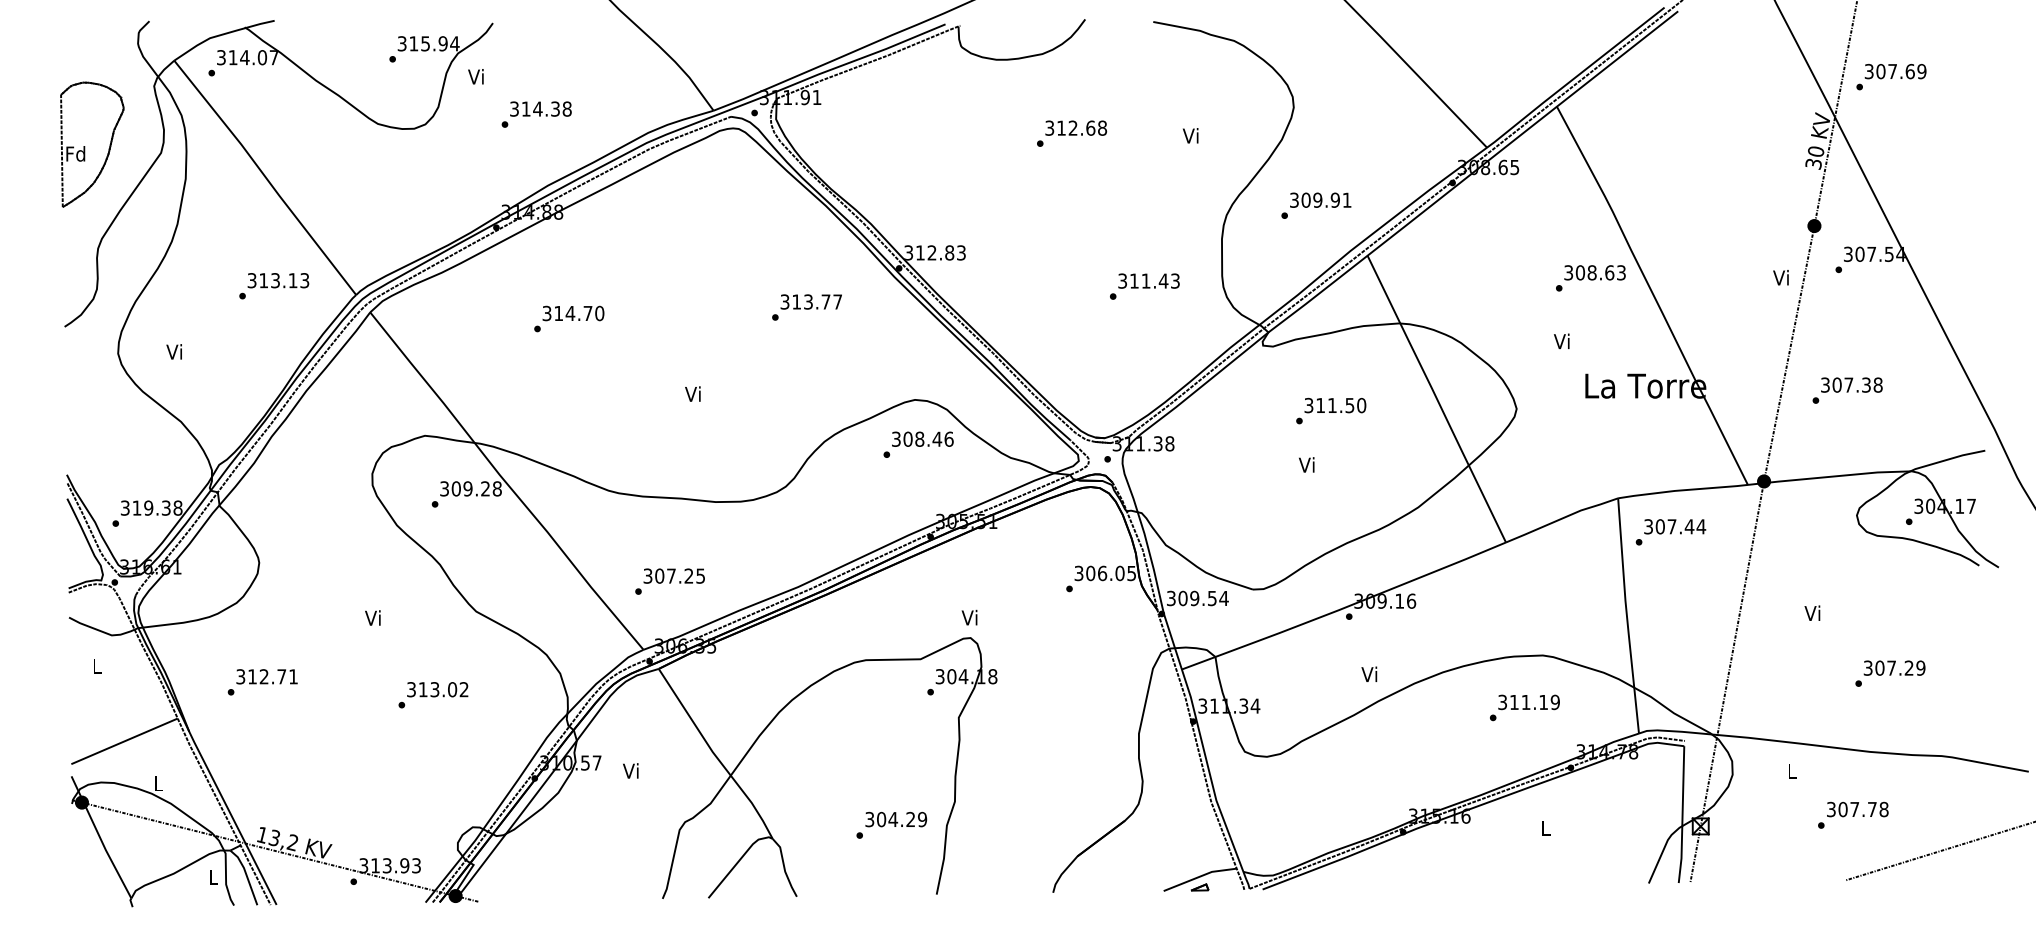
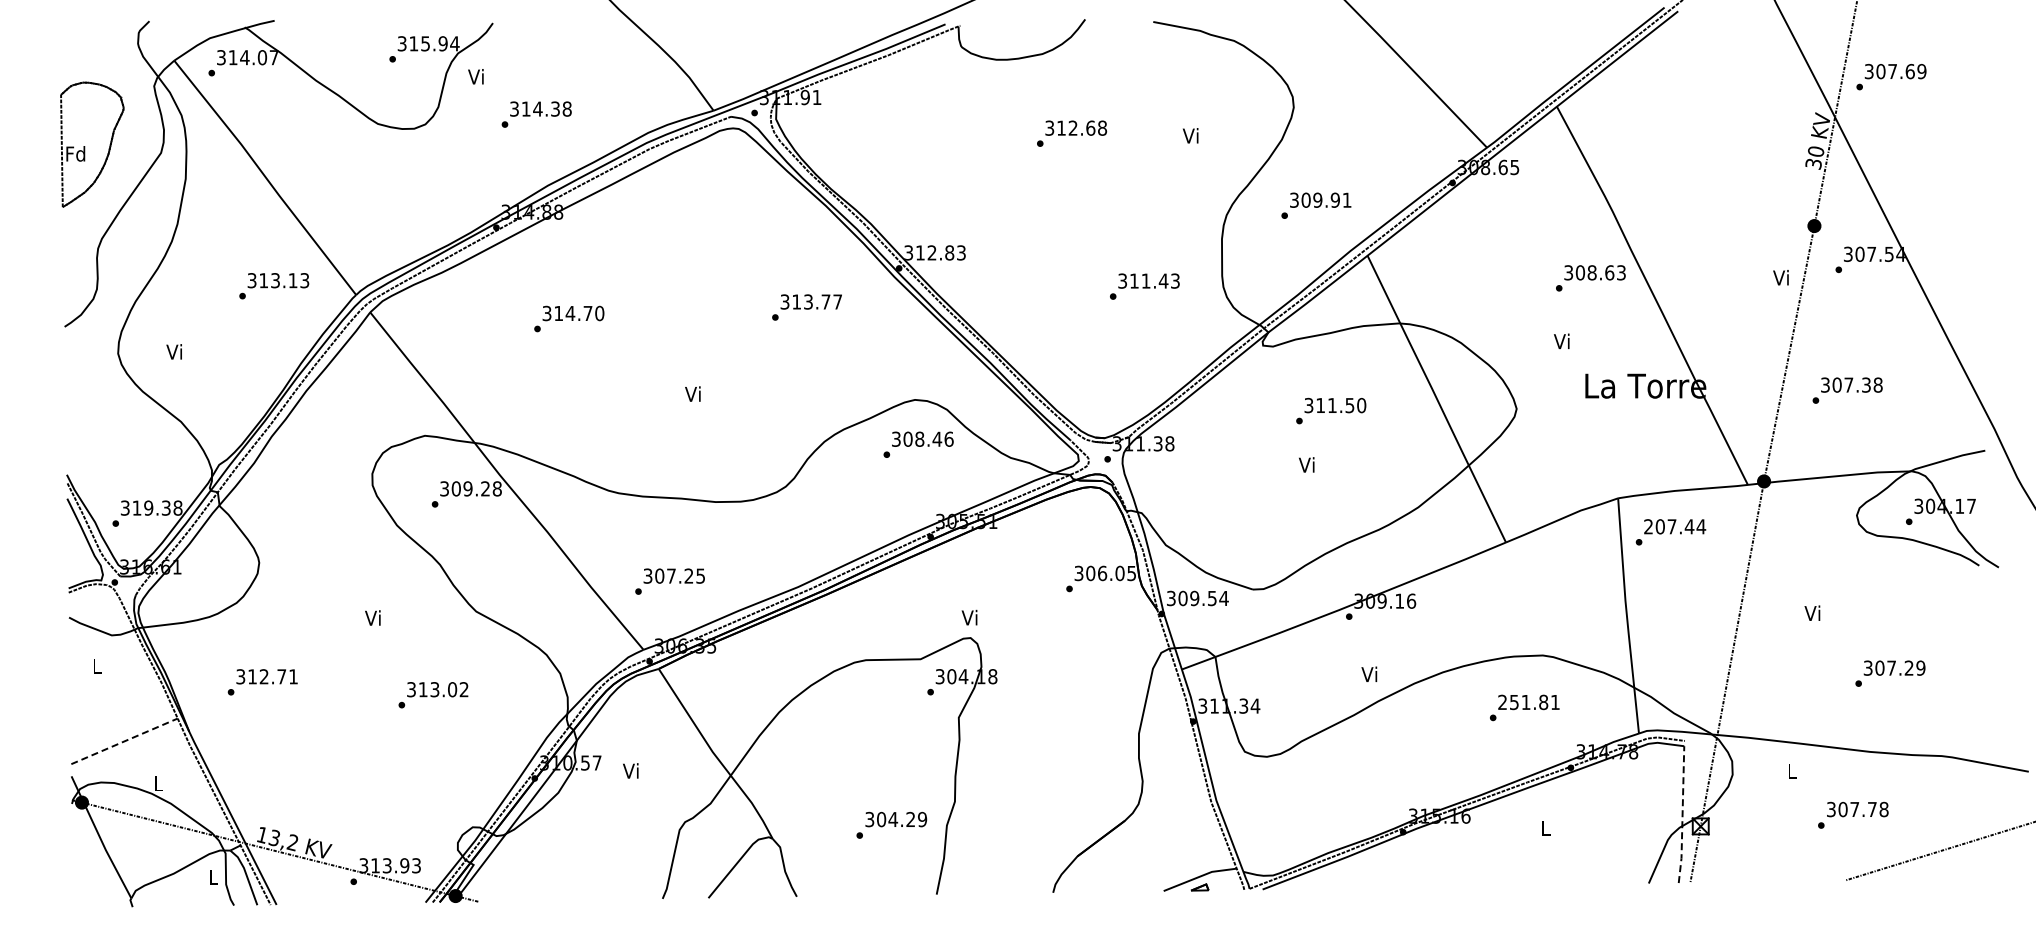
text: 307.44 -> 207.44 (1648, 526)
text: 311.19 -> 251.81 (1528, 702)
line: solid -> dashed (124, 741)
line: solid -> dashed (1682, 814)
